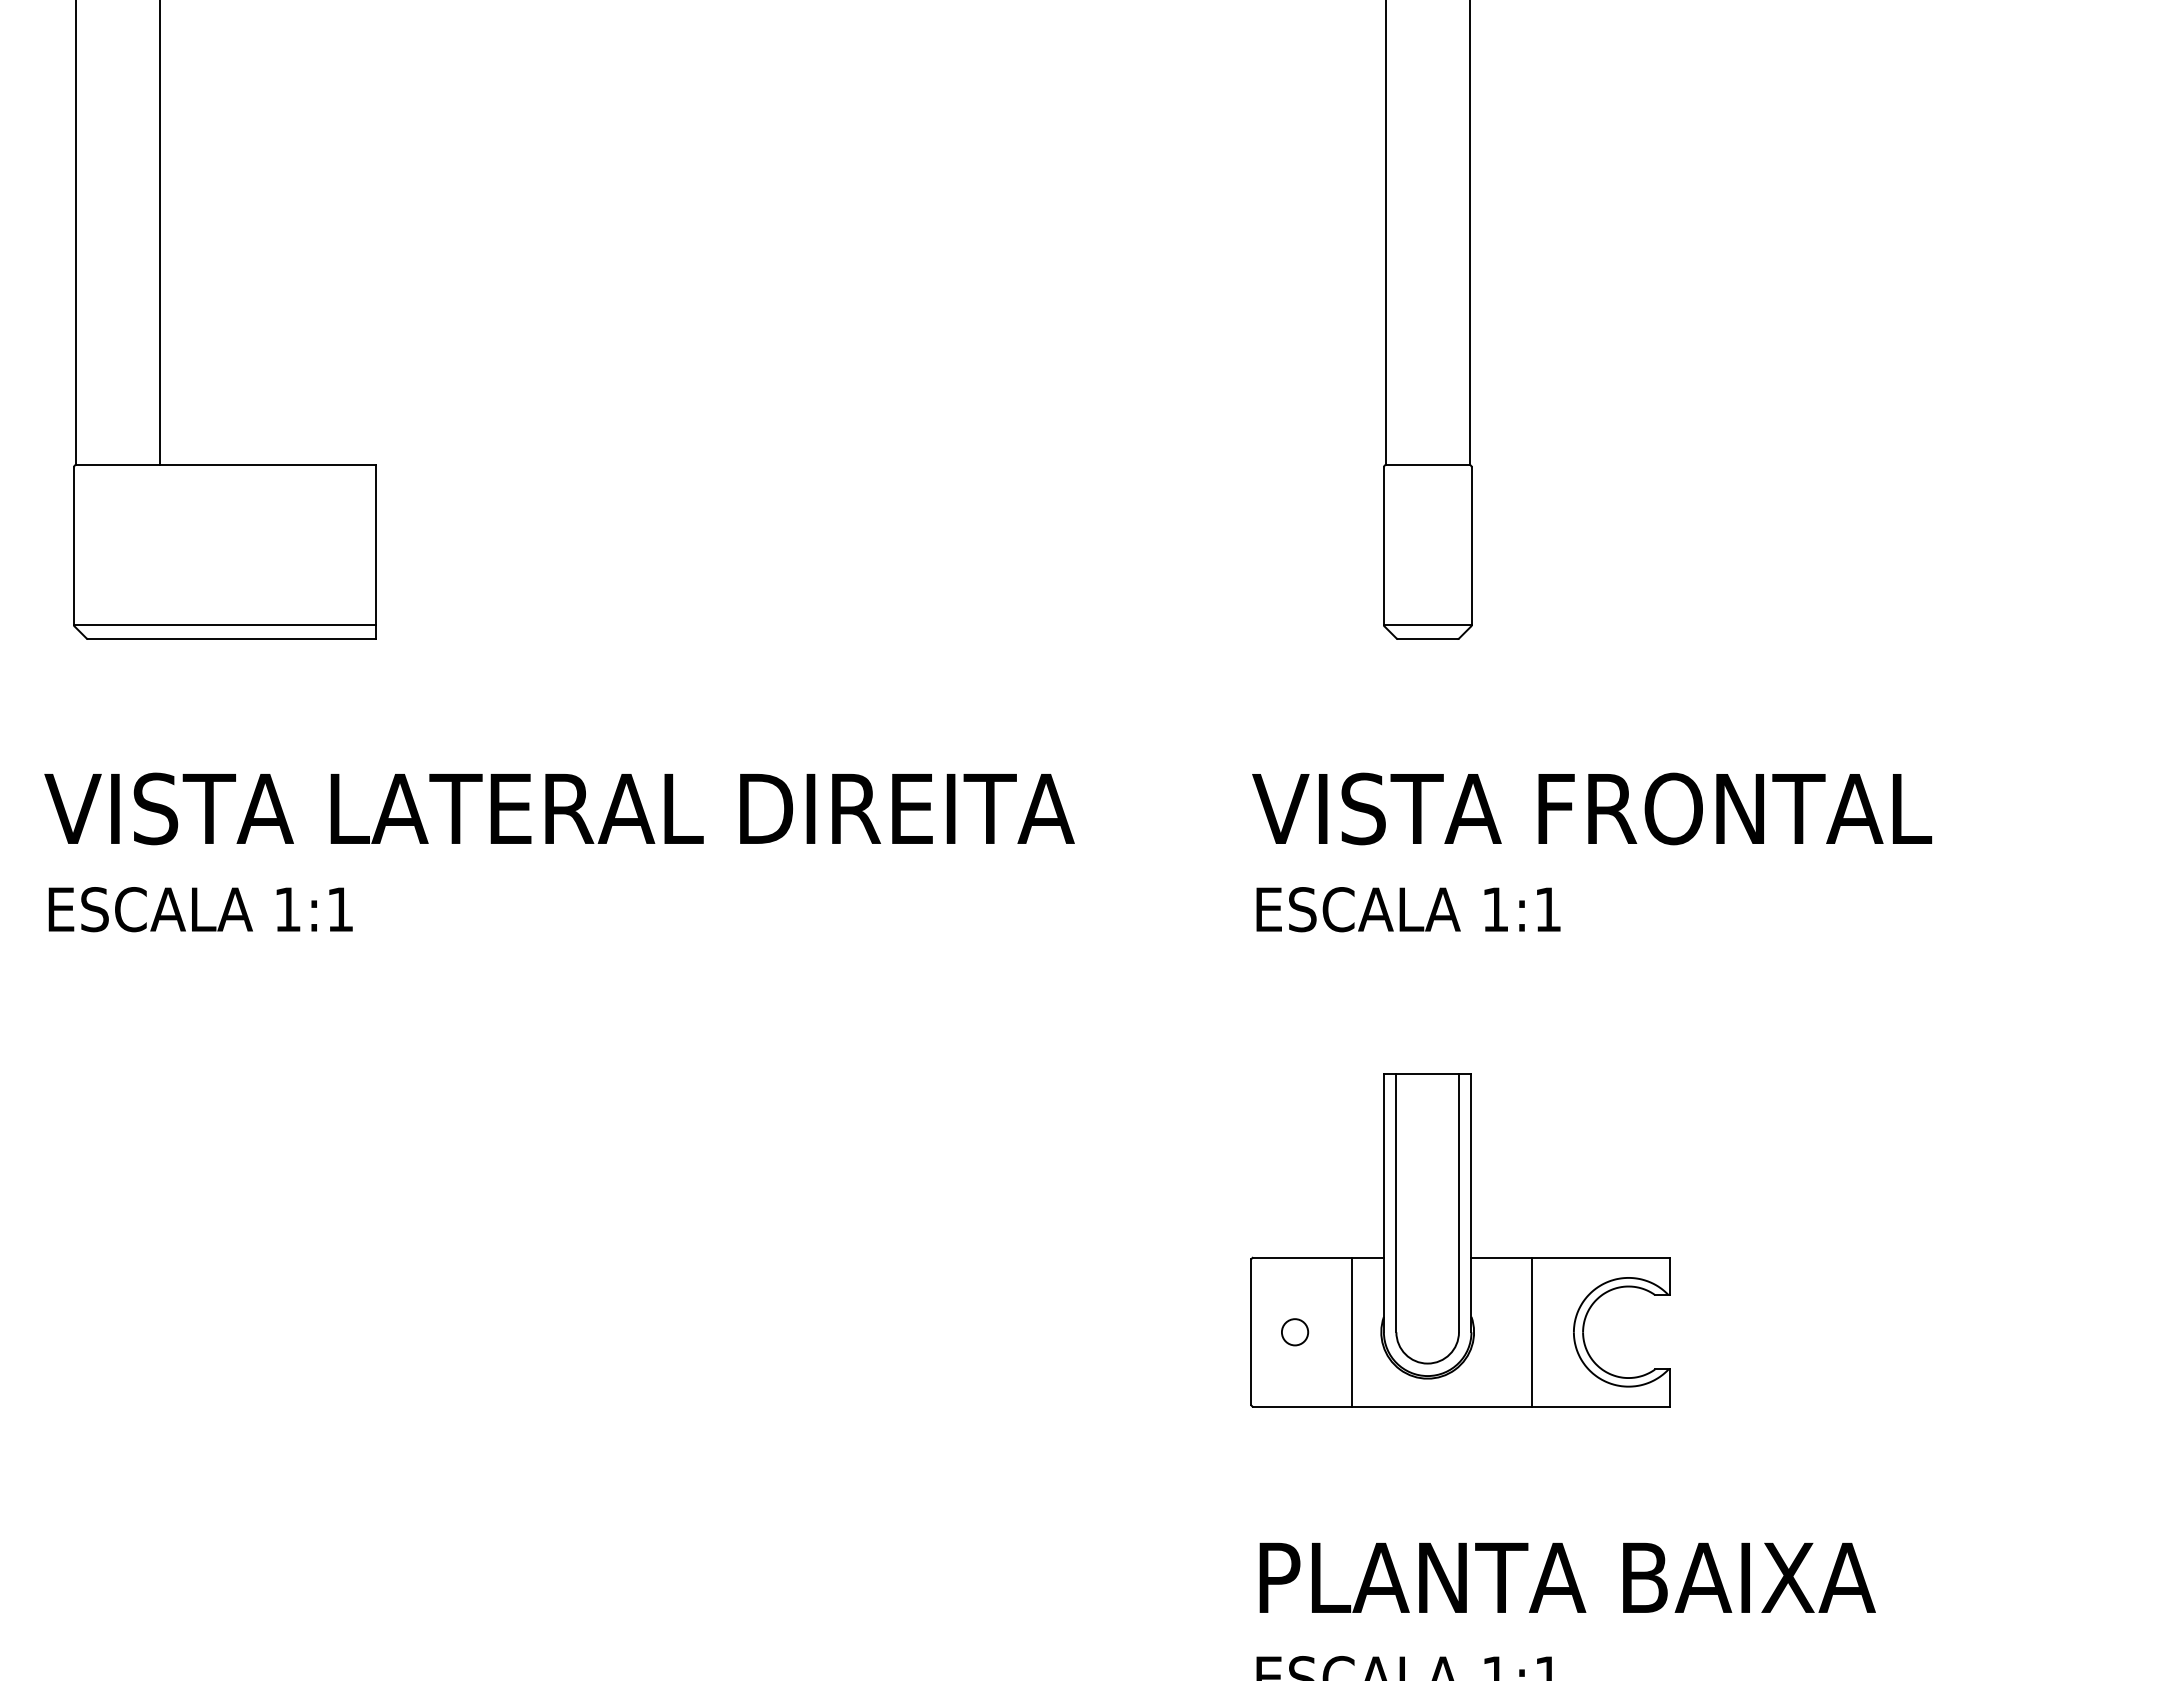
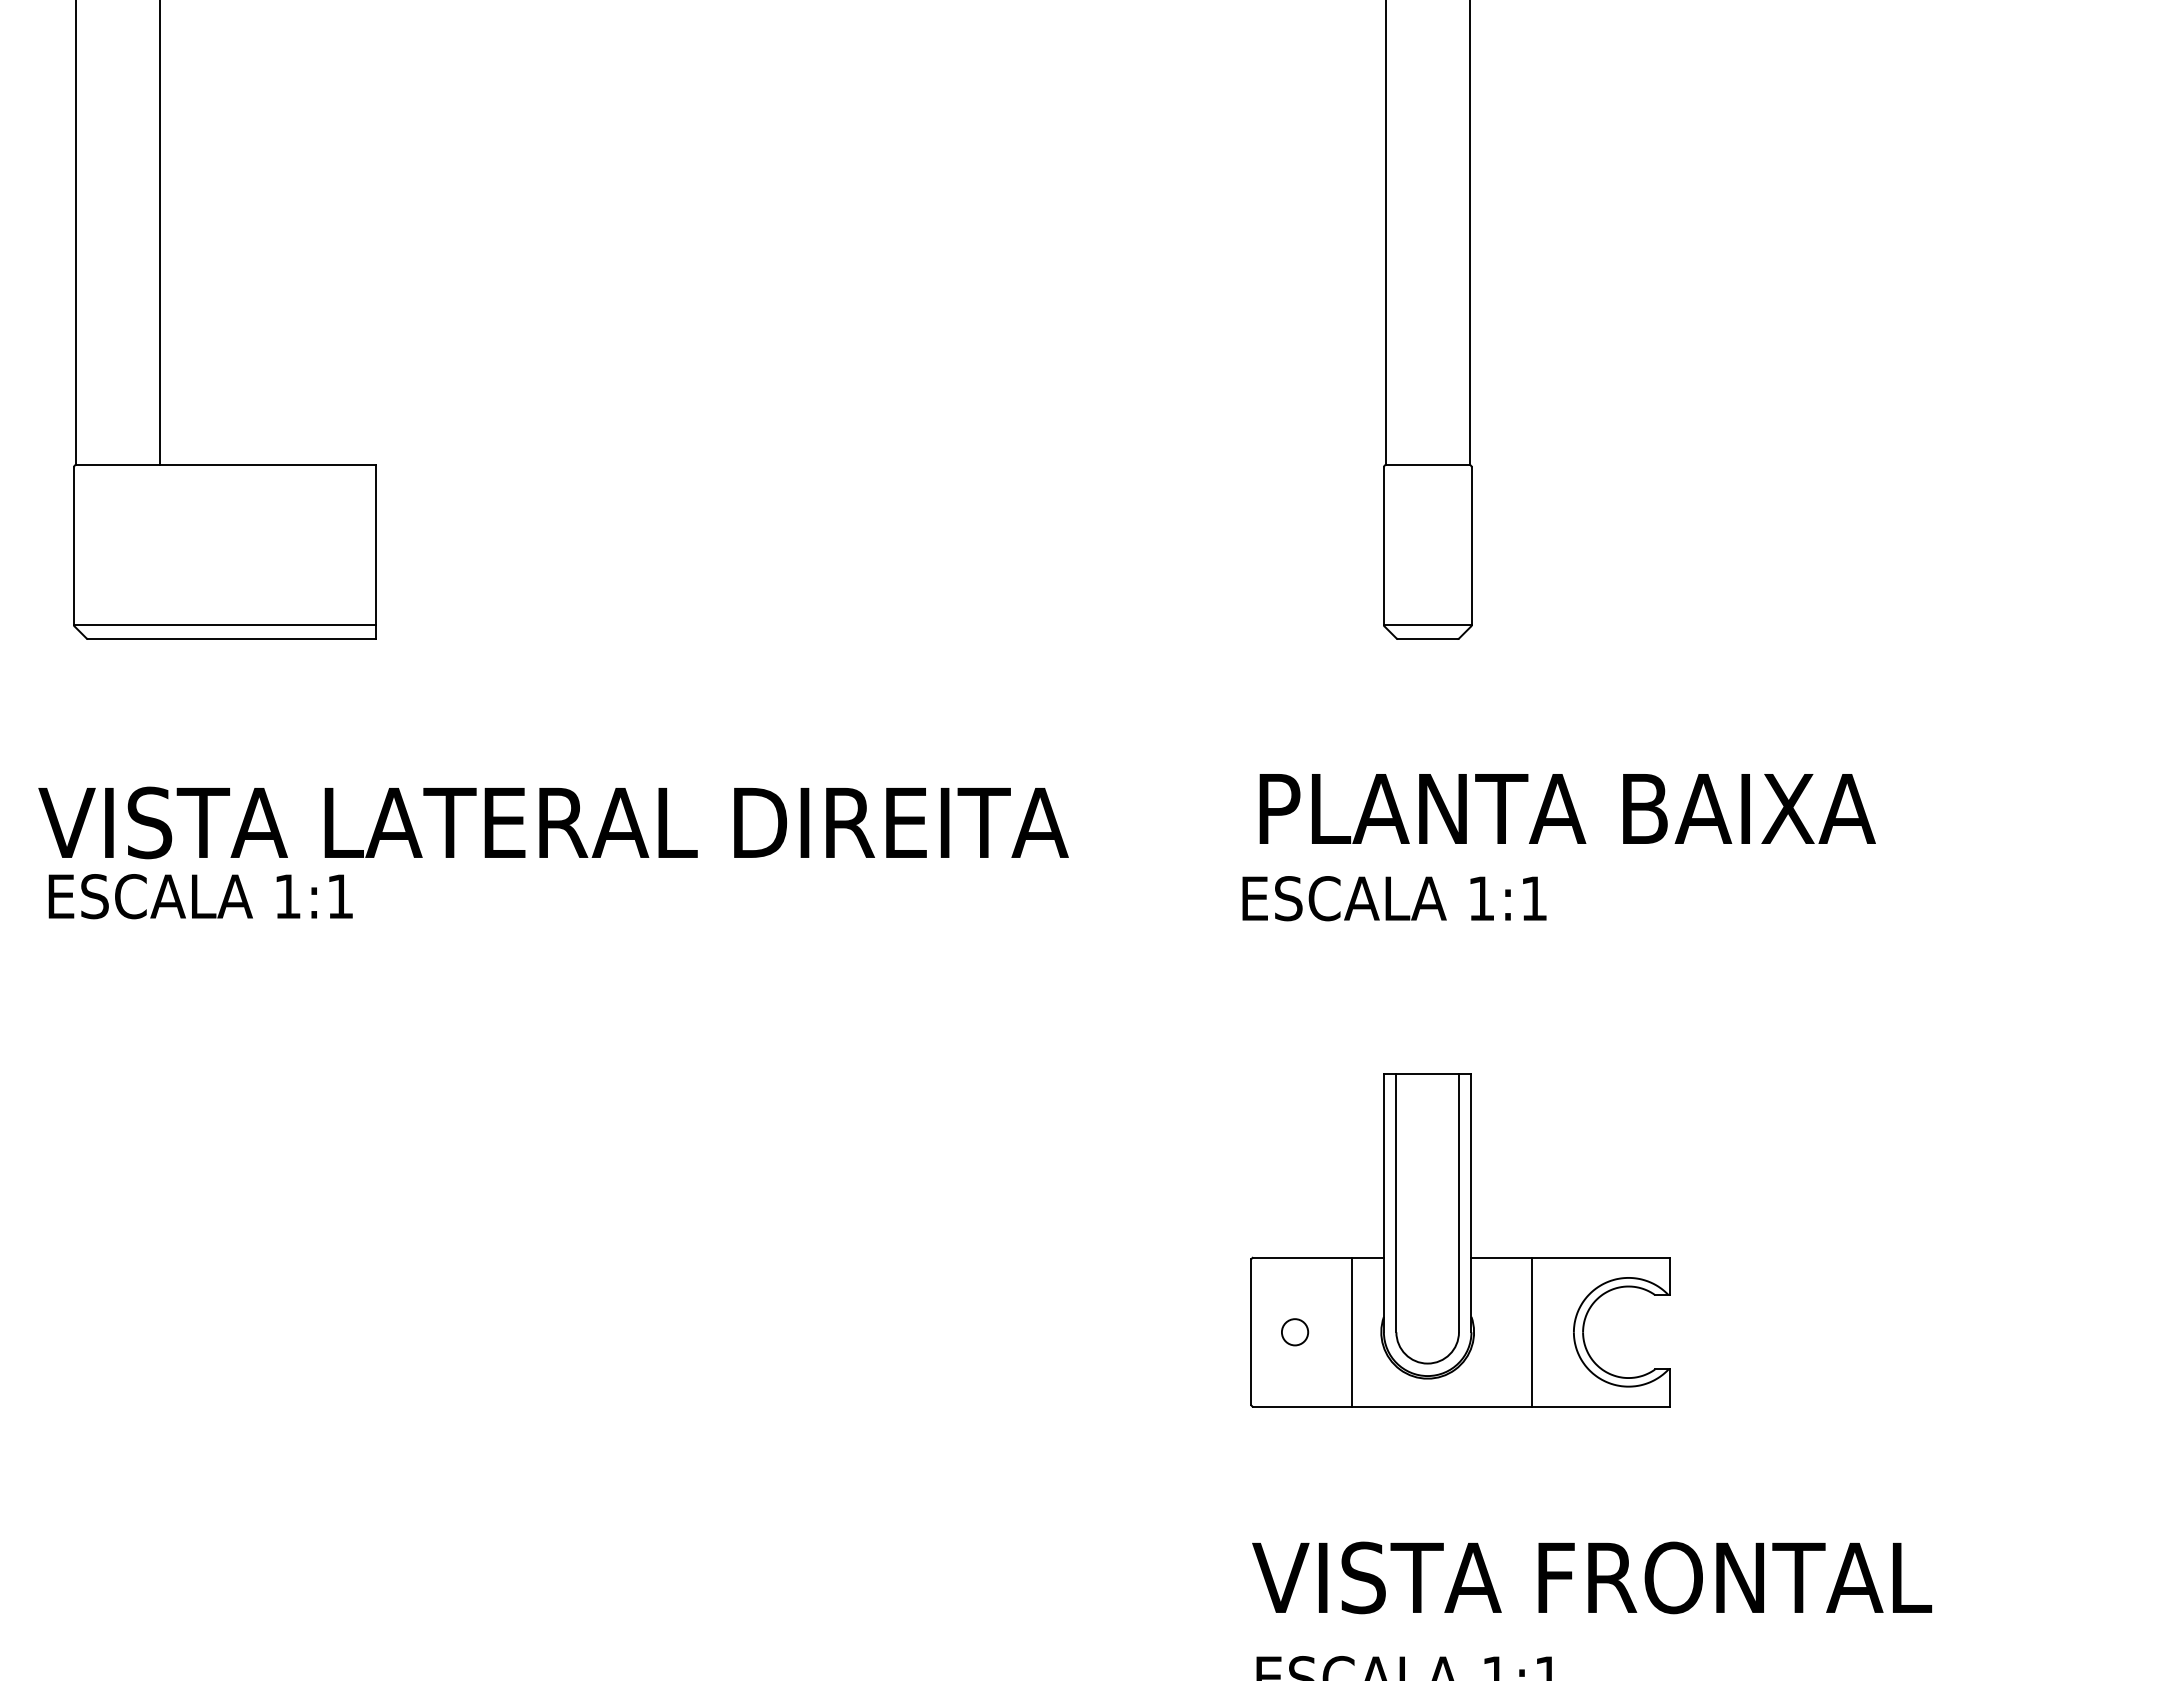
text position: (559, 808) -> (553, 822) (553, 822)
text: VISTA FRONTAL -> PLANTA BAIXA (1592, 808)
text position: (200, 909) -> (200, 896) (200, 896)
text position: (1408, 909) -> (1394, 898) (1394, 898)
text: PLANTA BAIXA -> VISTA FRONTAL (1592, 1577)
